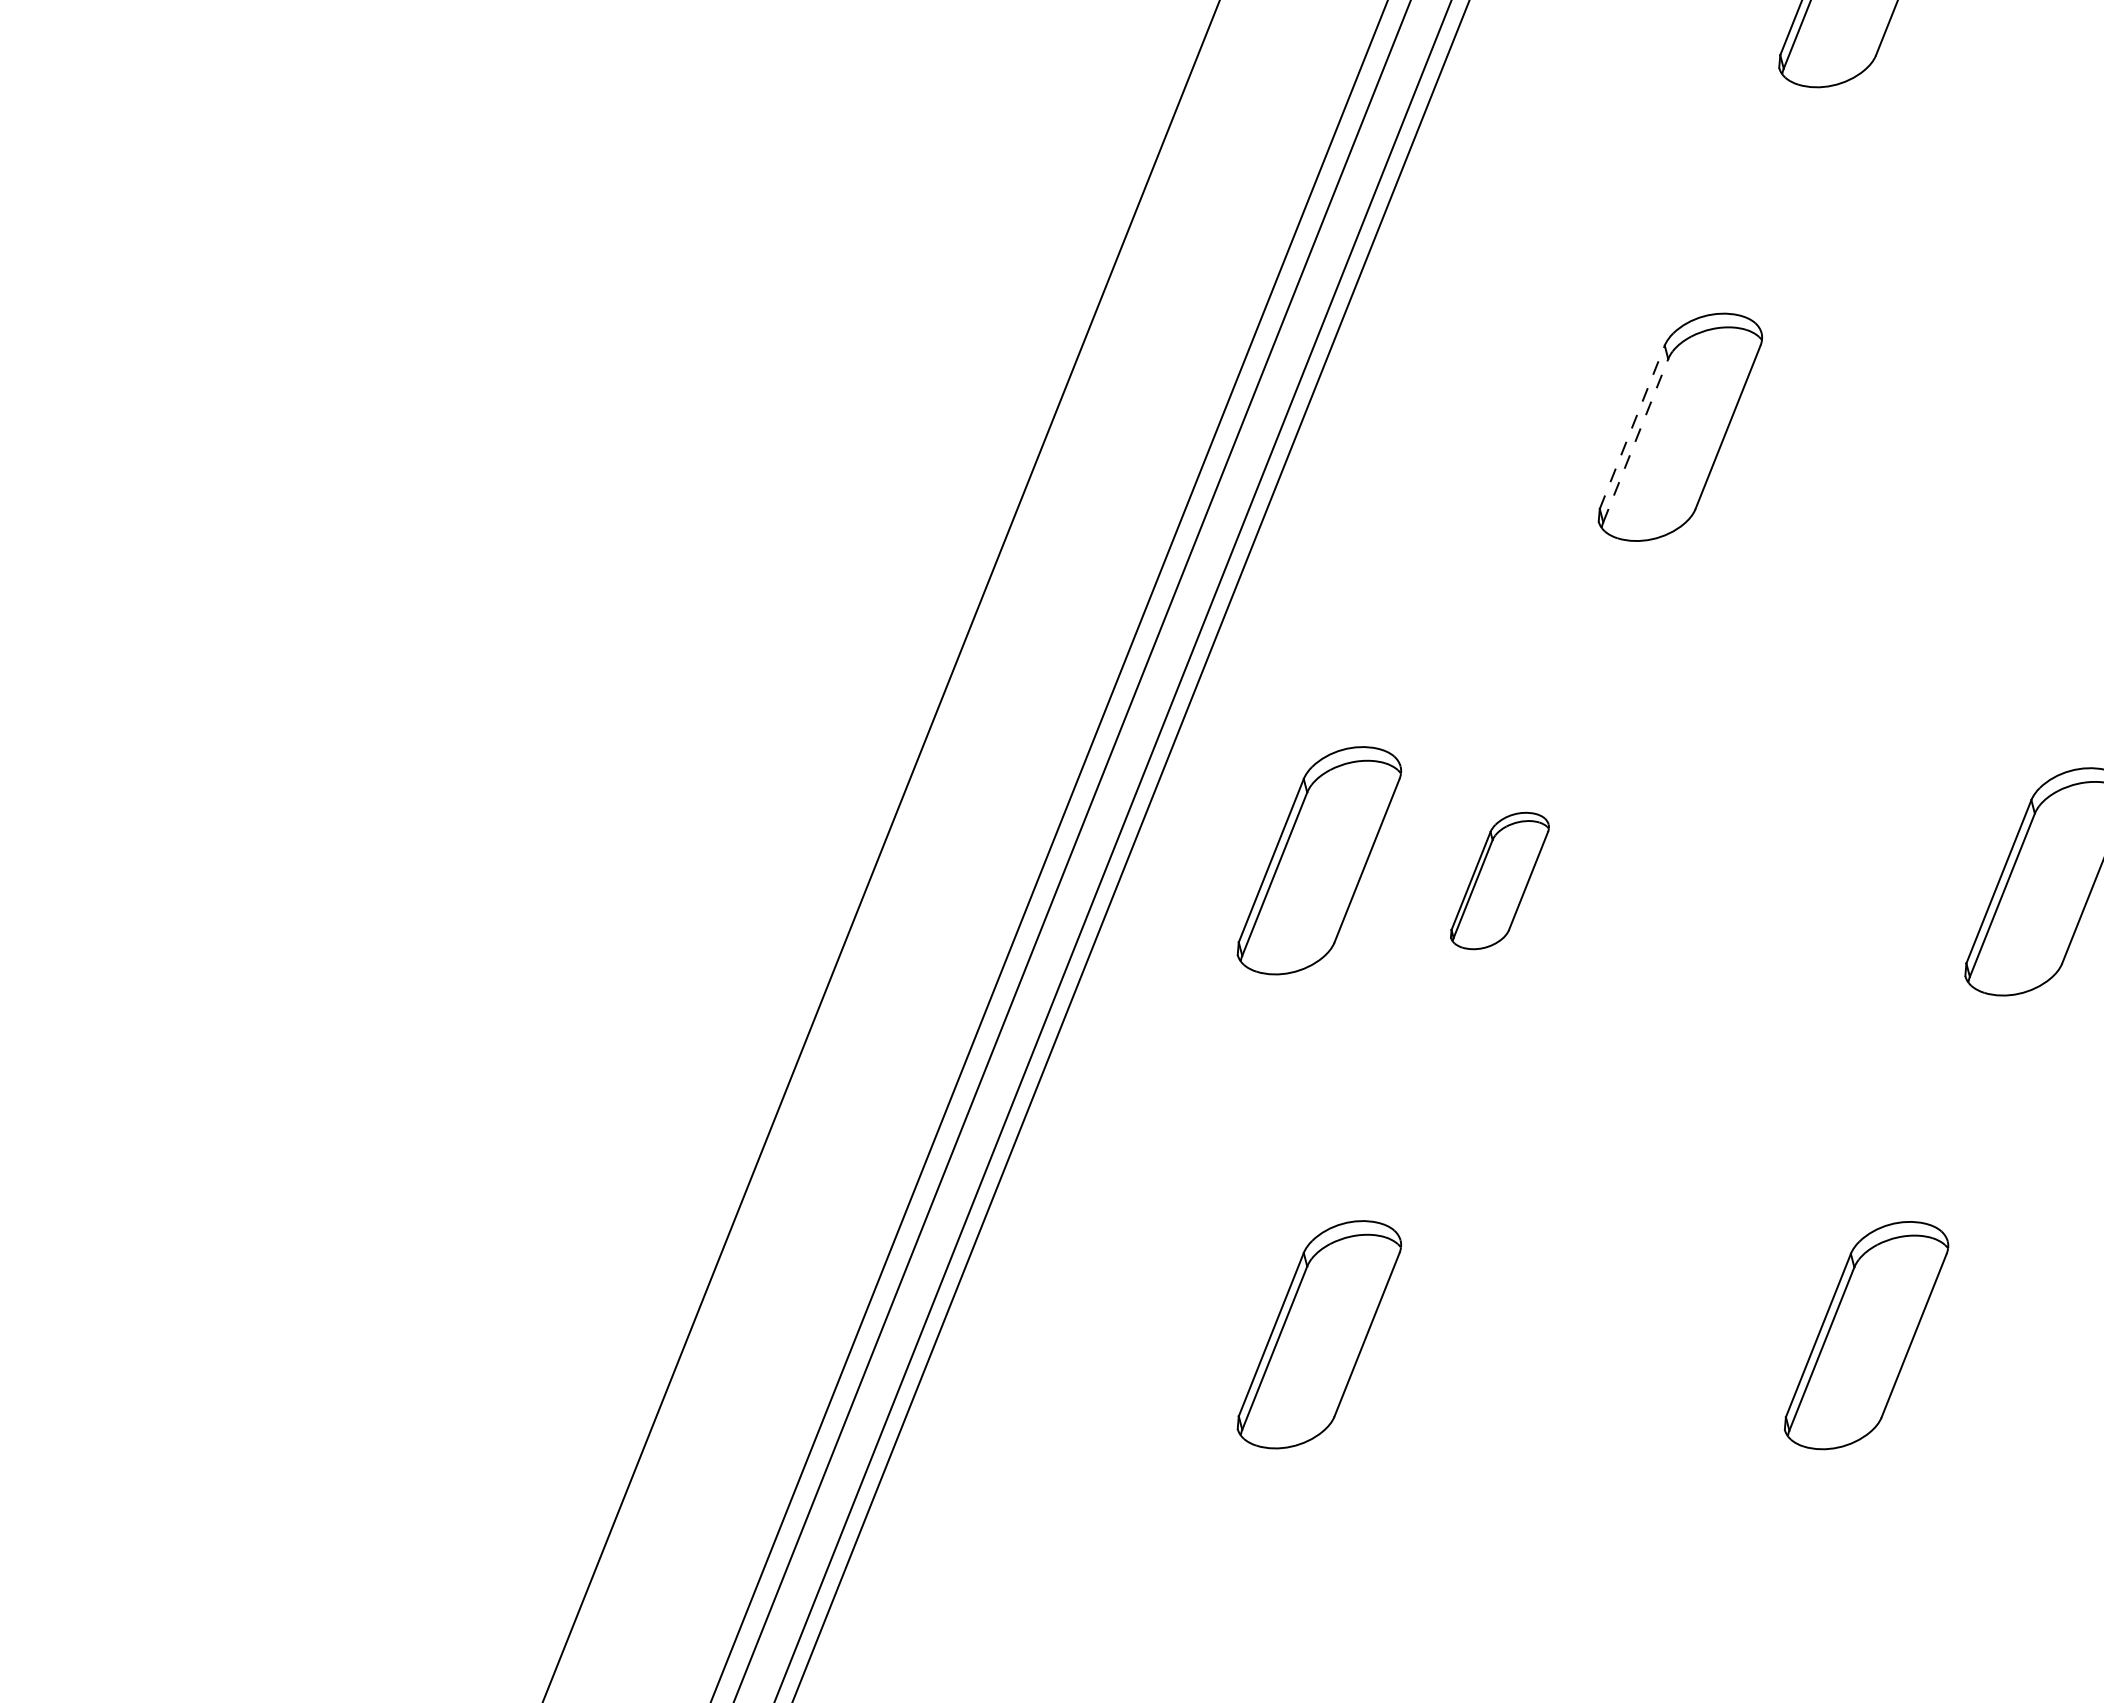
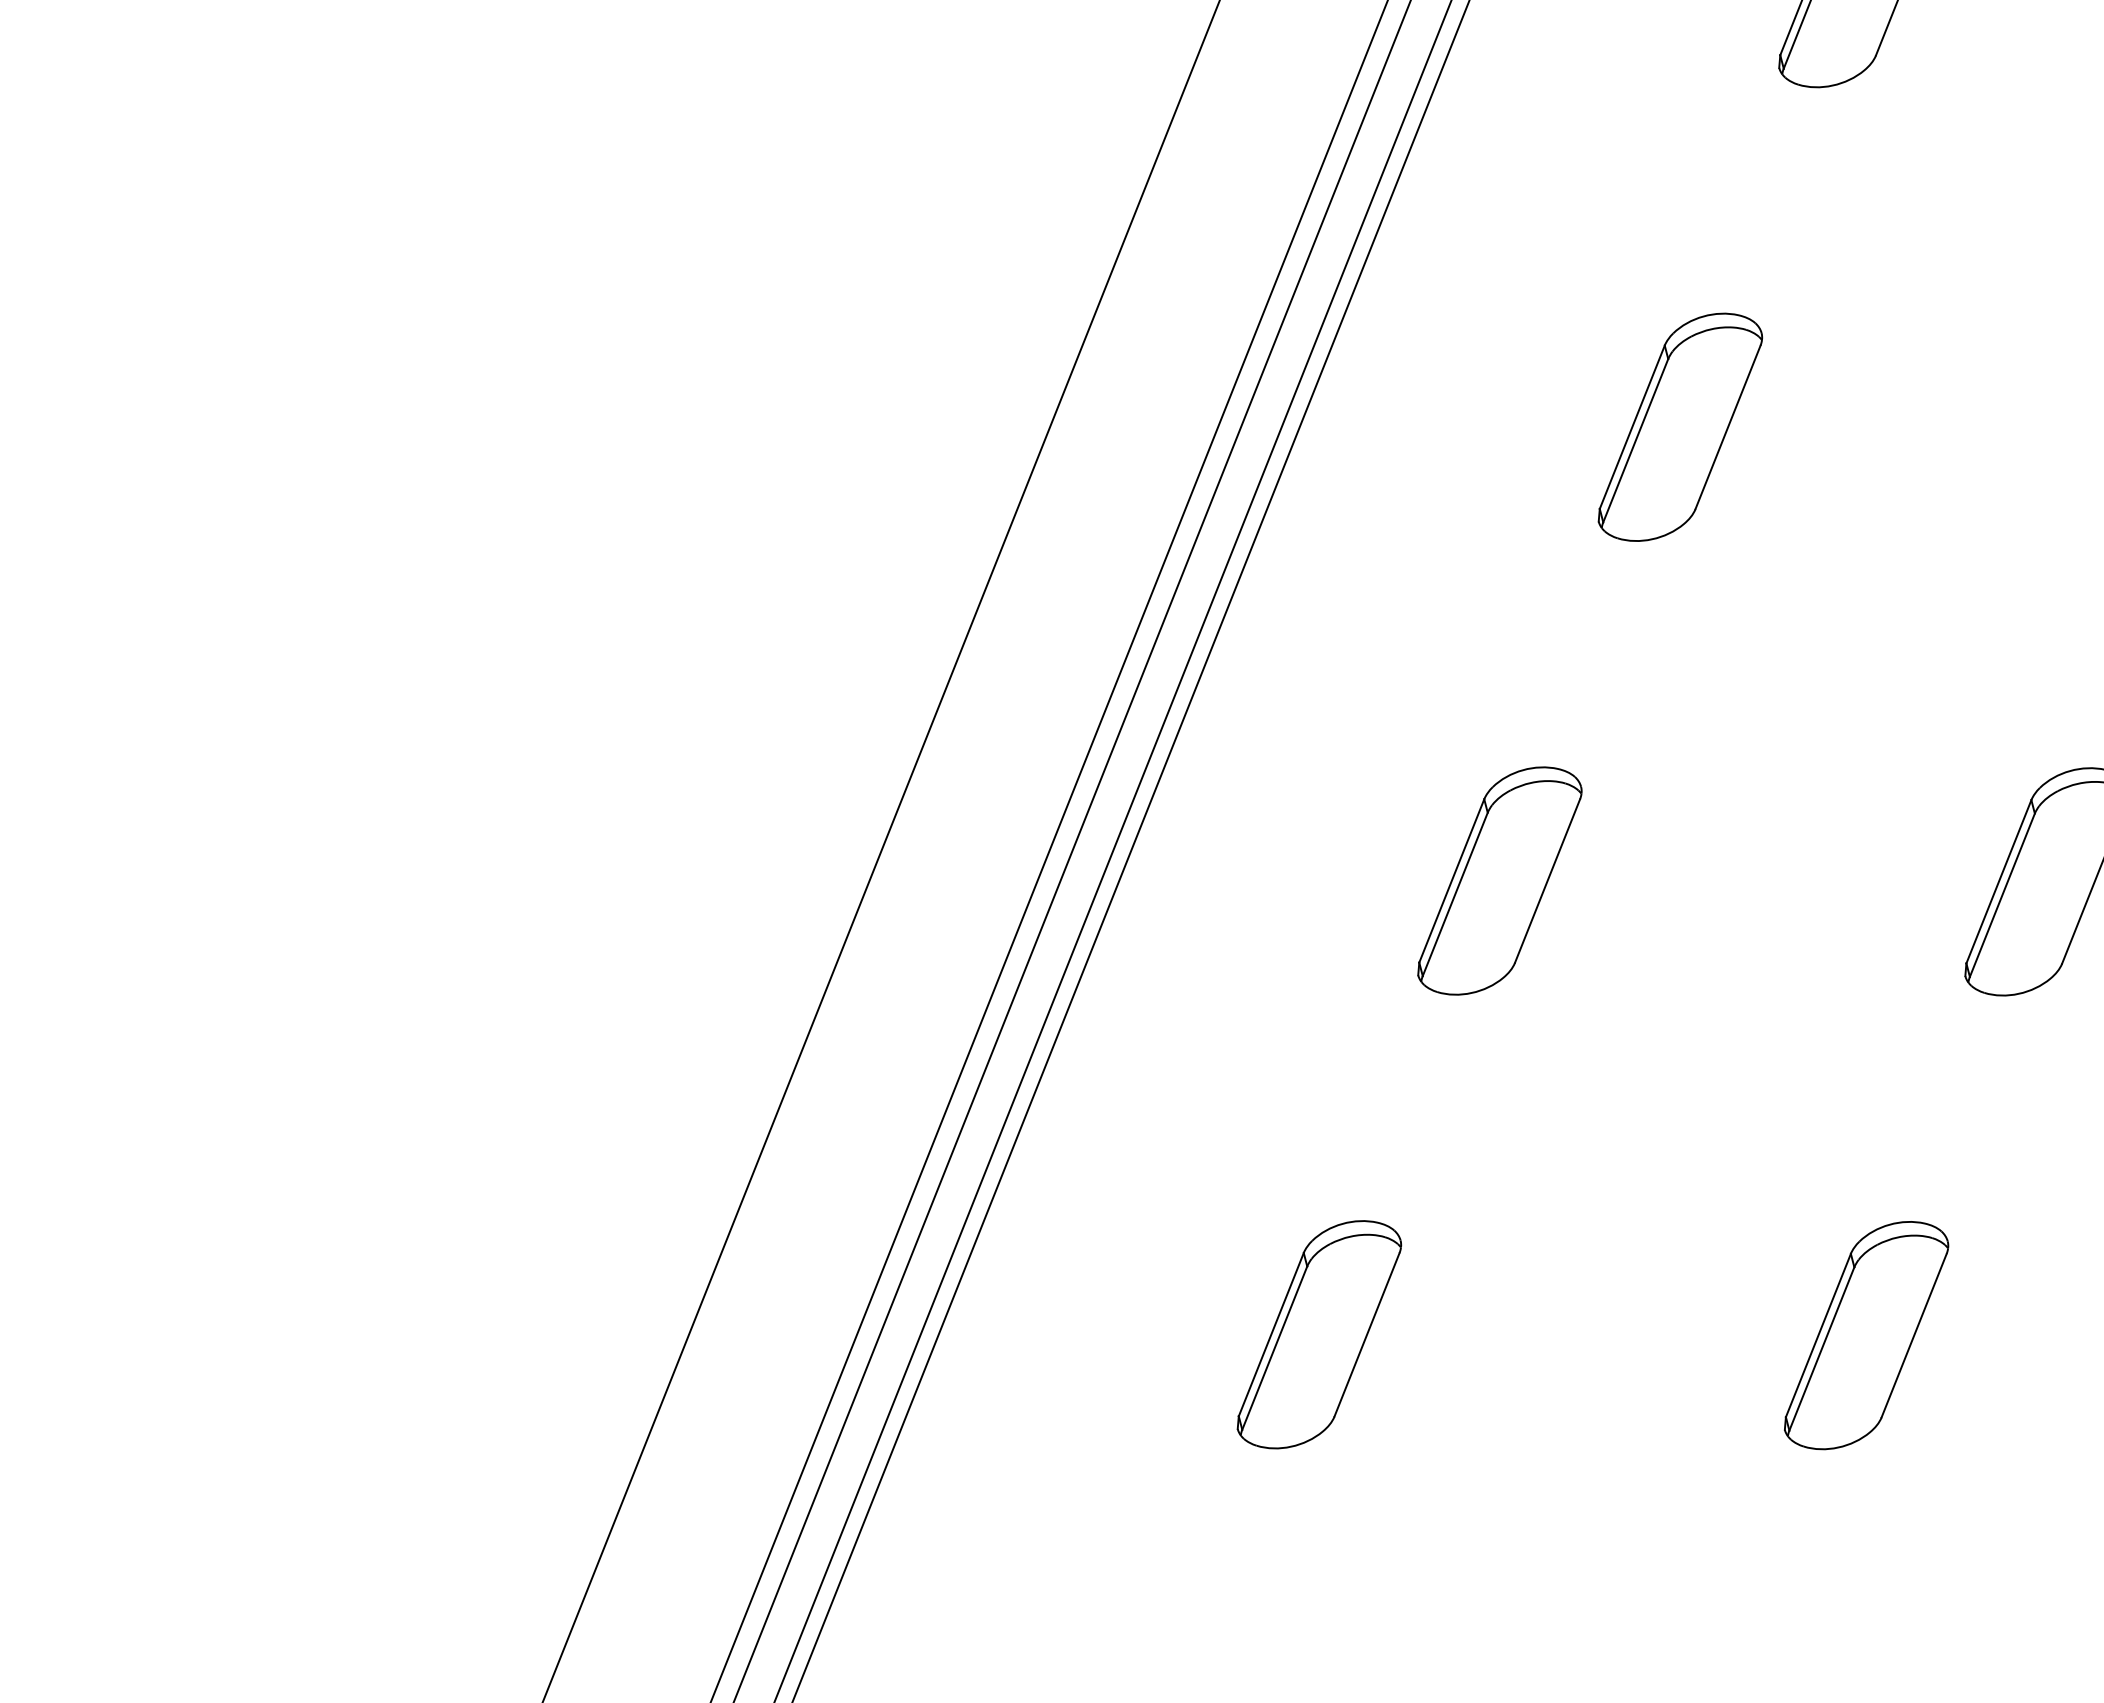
line: dashed -> solid (1632, 427)
line: dashed -> solid (1635, 440)
part: present -> none (1319, 860)
part size: 100x140 px -> 166x230 px (1499, 880)
